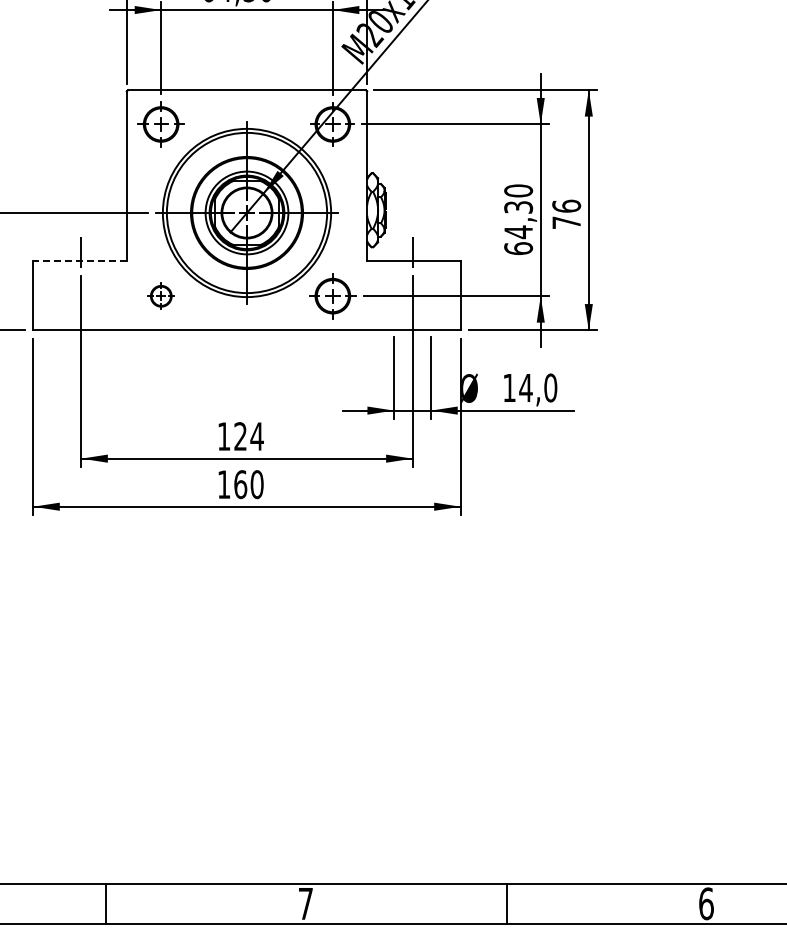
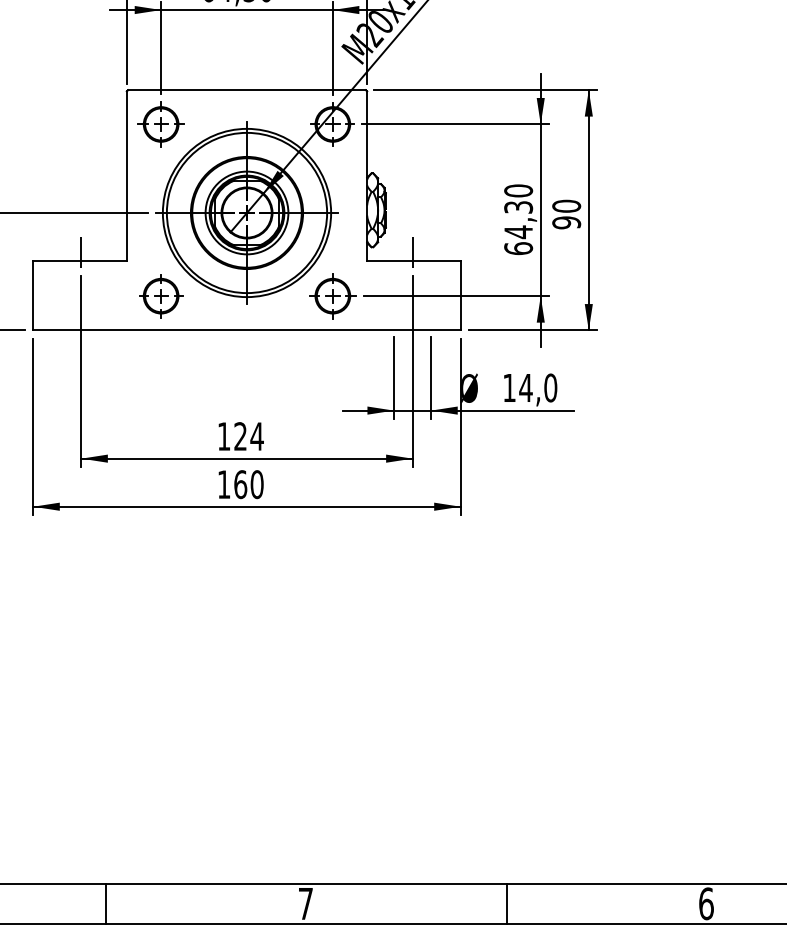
text: 76 -> 90 (566, 214)
line: dashed -> solid (80, 261)
part size: 28x28 px -> 45x45 px (161, 296)
